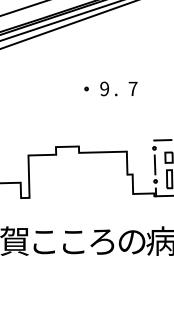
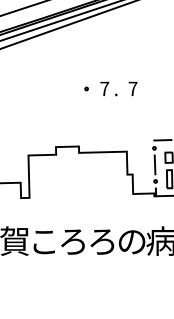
text: 9 -> 7 (104, 88)
text: こ -> ろ (72, 241)
